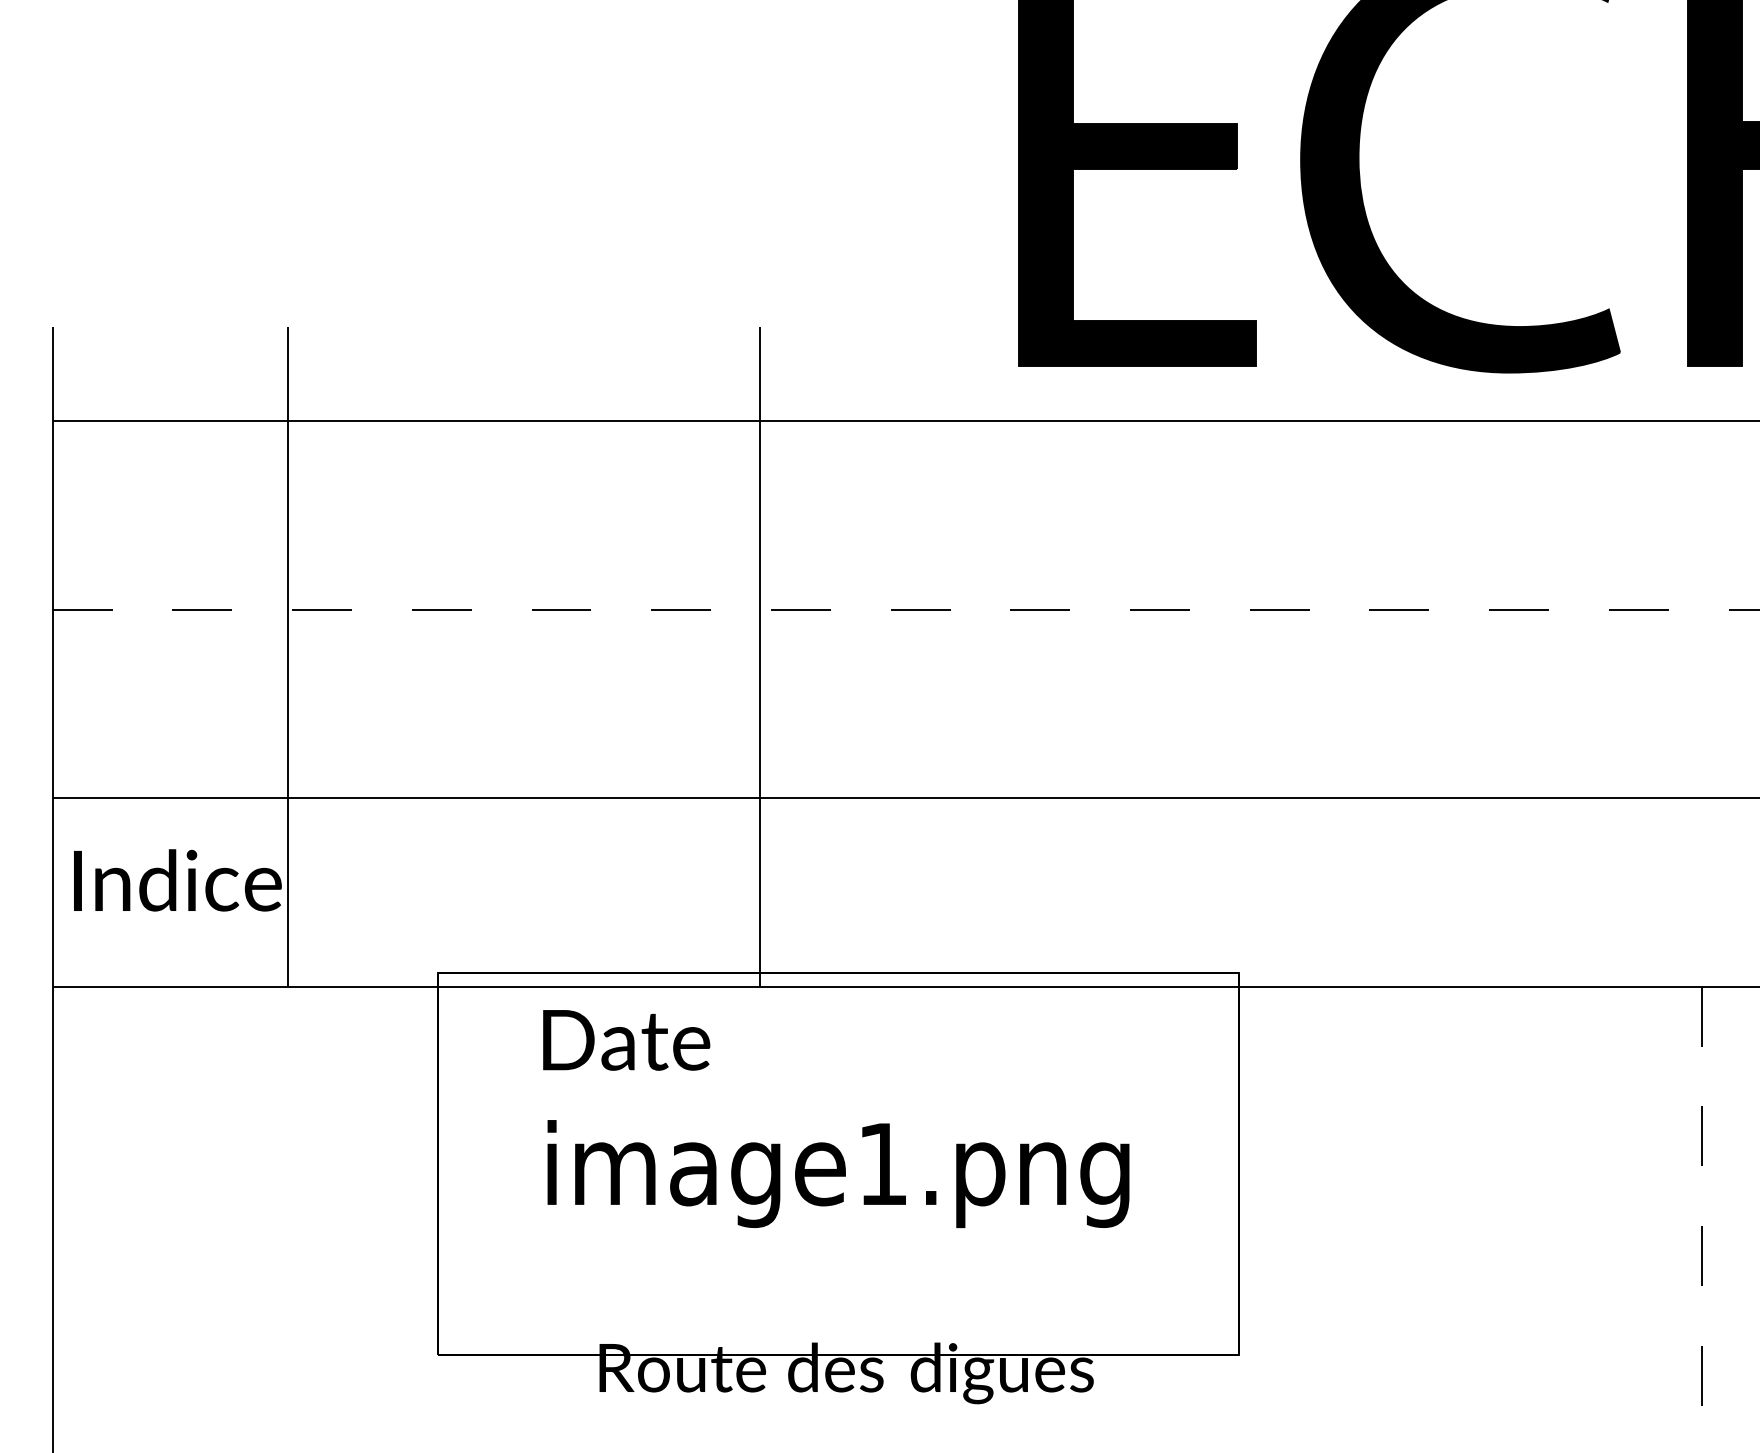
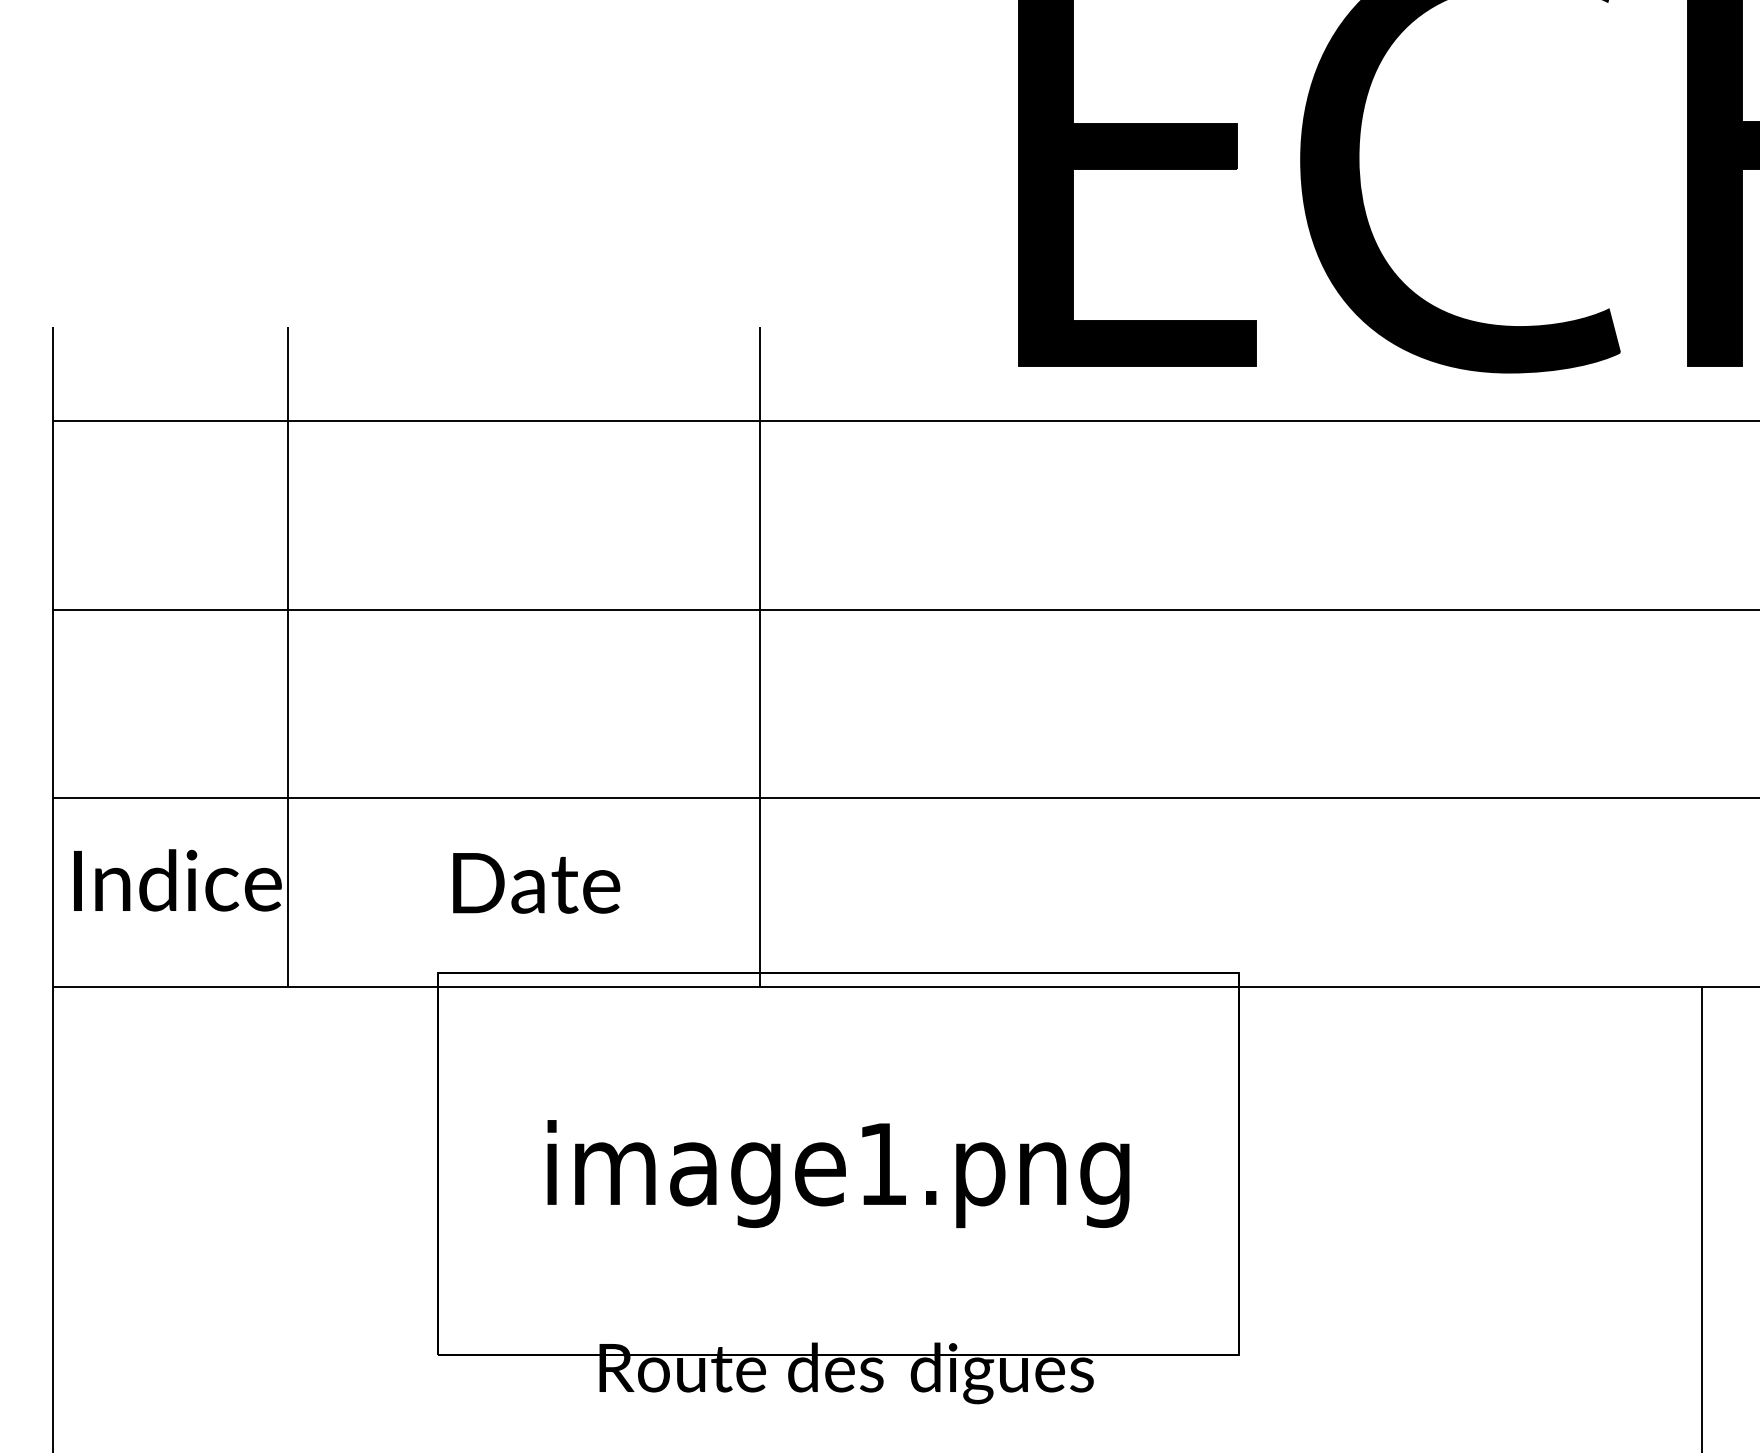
line: dashed -> solid (906, 609)
text position: (626, 1040) -> (536, 883) (536, 883)
line: dashed -> solid (1702, 1219)
